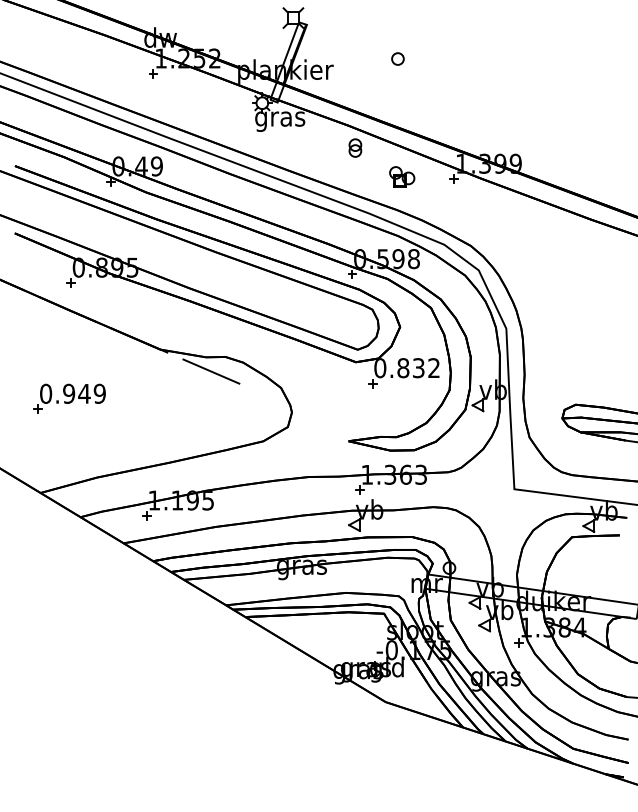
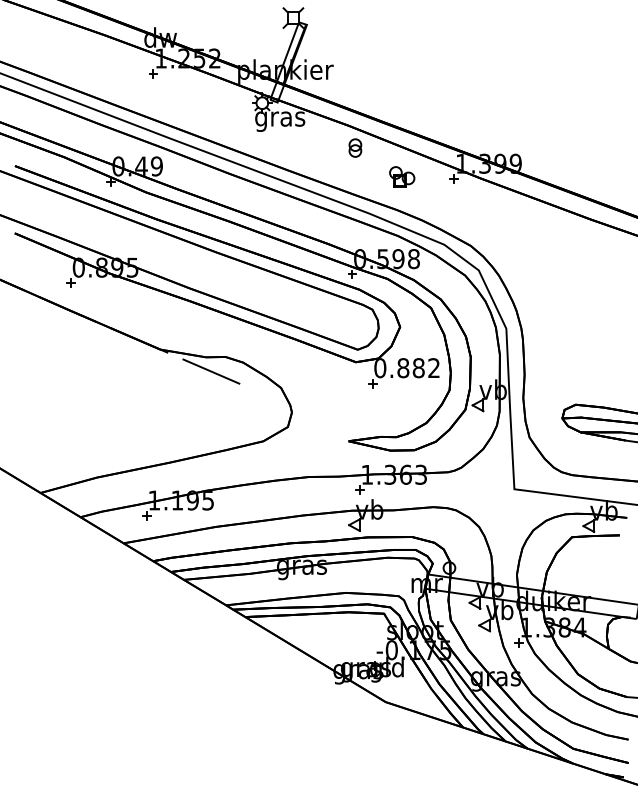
part: present -> none (397, 58)
text: 0.832 -> 0.882 (418, 368)
part: present -> none (69, 398)
